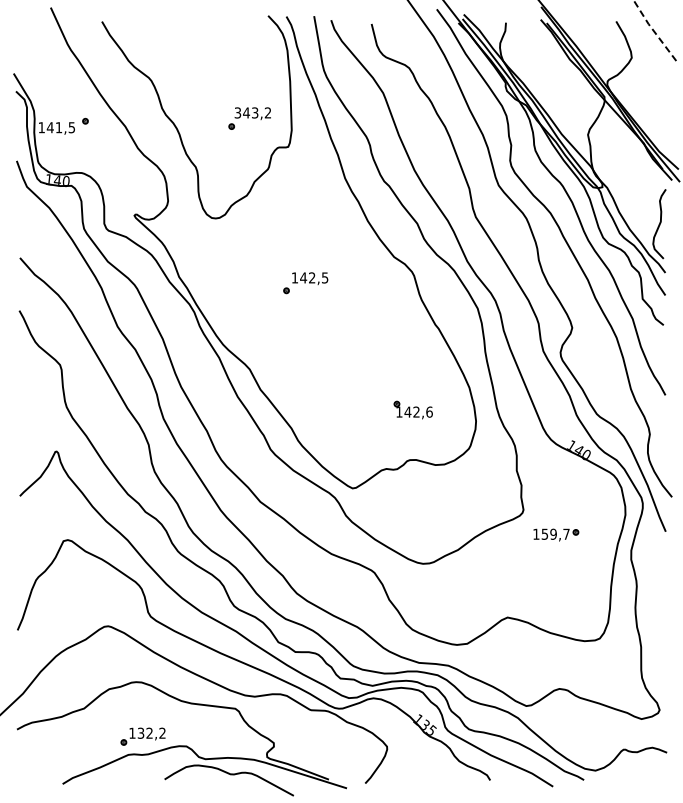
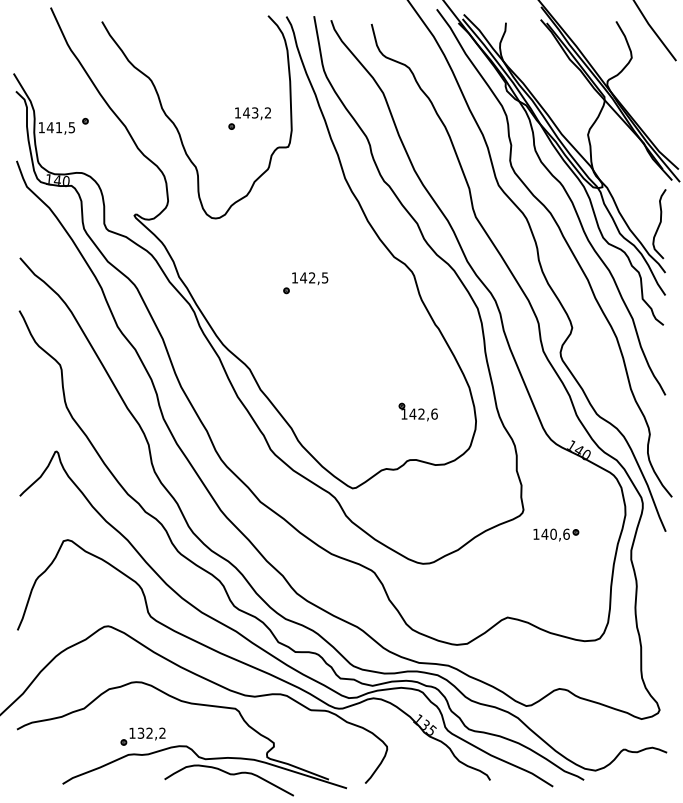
line: dashed -> solid (653, 30)
text: 343,2 -> 143,2 (237, 112)
part position: (412, 409) -> (417, 411) (417, 411)
text: 159,7 -> 140,6 (555, 533)
